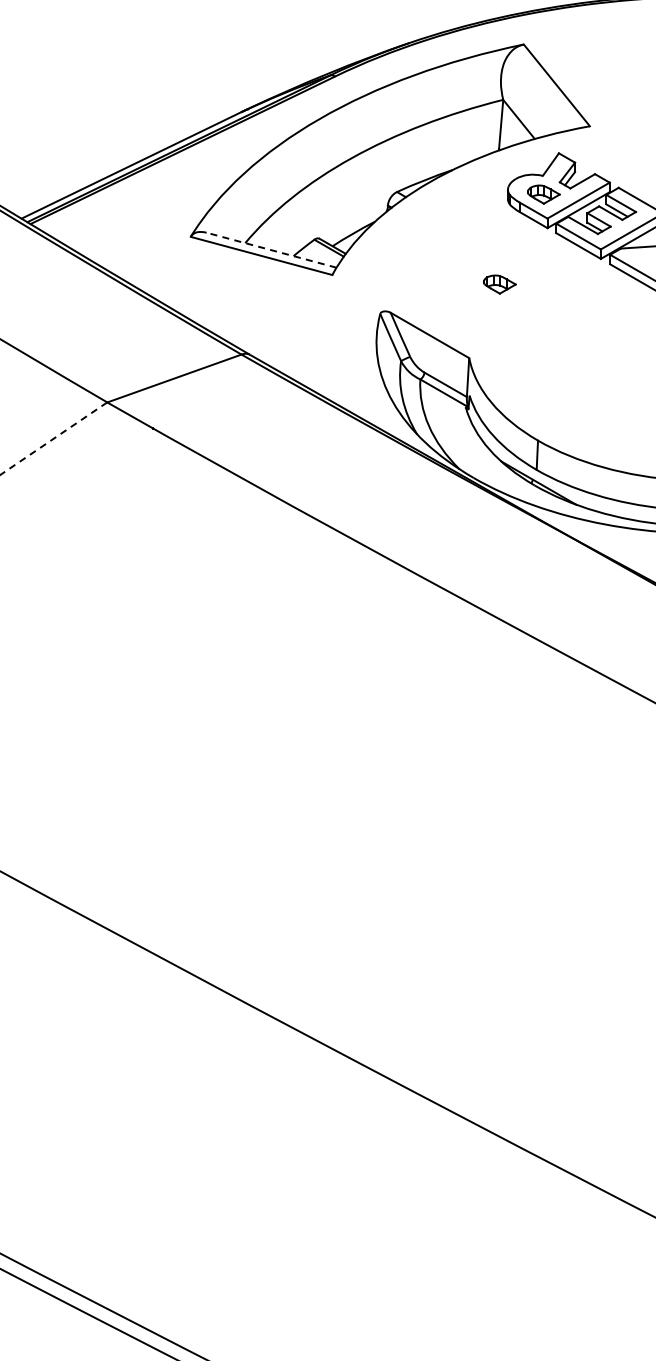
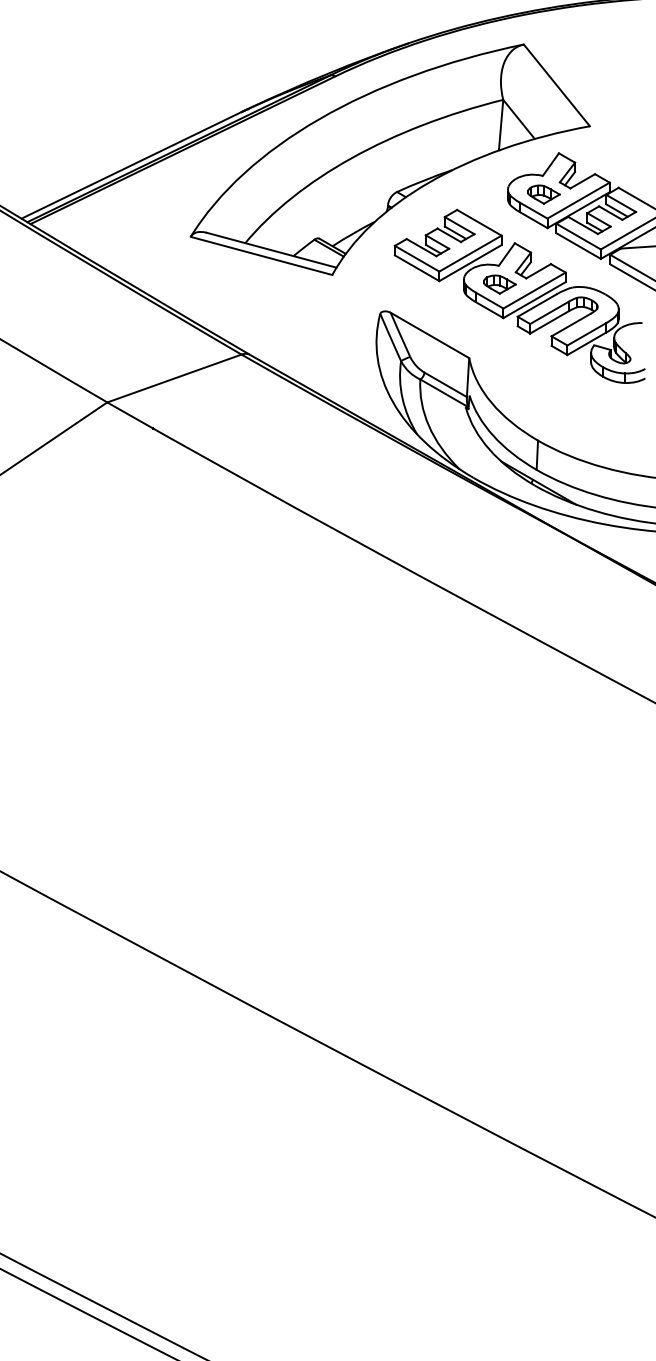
line: dashed -> solid (271, 250)
part: none -> present (519, 295)
line: dashed -> solid (53, 438)
